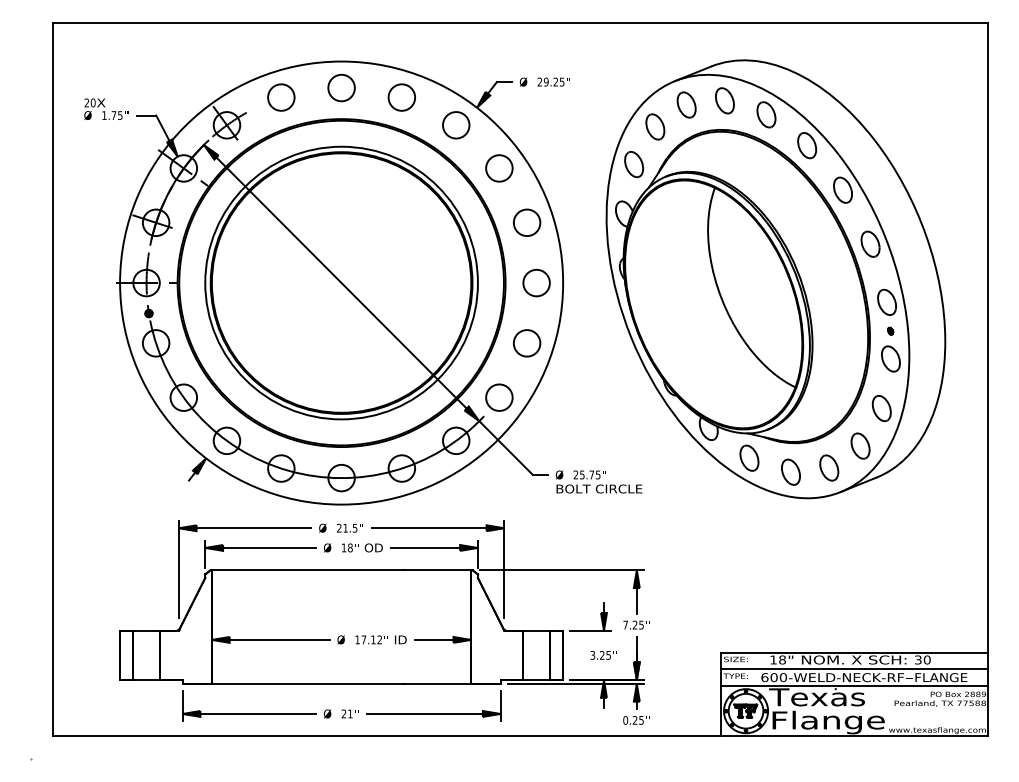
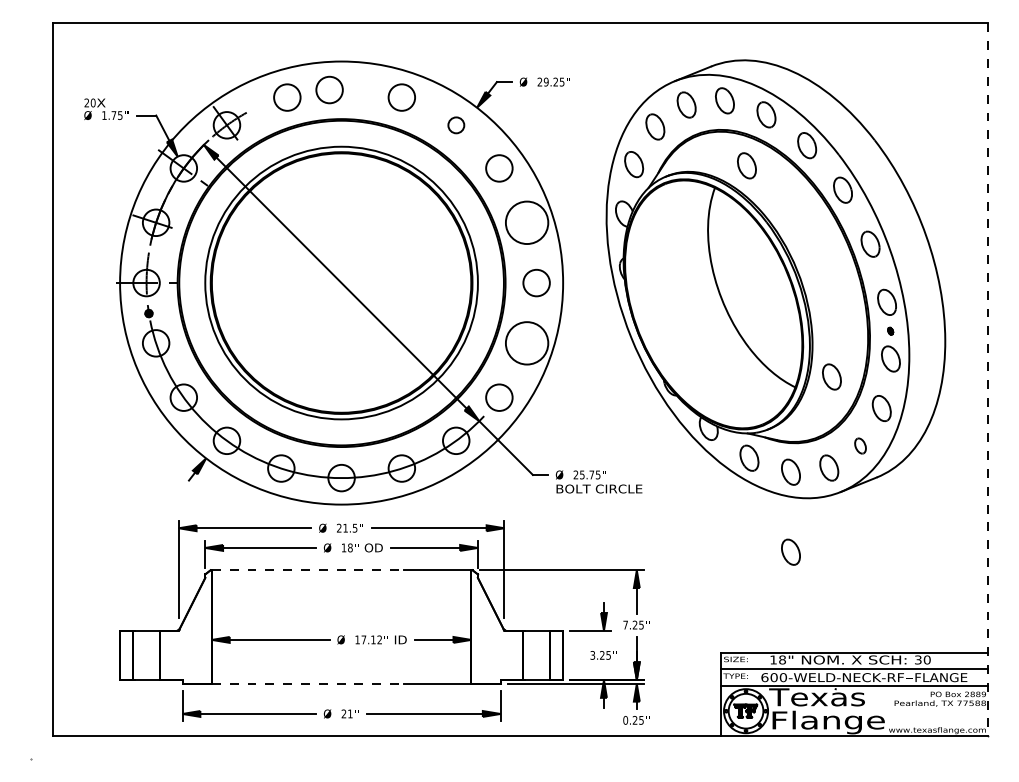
circle position: (341, 87) -> (329, 89) (329, 89)
circle position: (281, 97) -> (287, 97) (287, 97)
circle size: 29x29 px -> 19x19 px (456, 125)
part: none -> present (746, 165)
circle diameter: 27 px -> 42 px (526, 222)
circle diameter: 27 px -> 42 px (526, 343)
part: none -> present (831, 376)
line: solid -> dashed (988, 380)
part size: 21x28 px -> 13x18 px (860, 445)
part: none -> present (790, 551)
line: solid -> dashed (307, 570)
line: solid -> dashed (307, 683)
